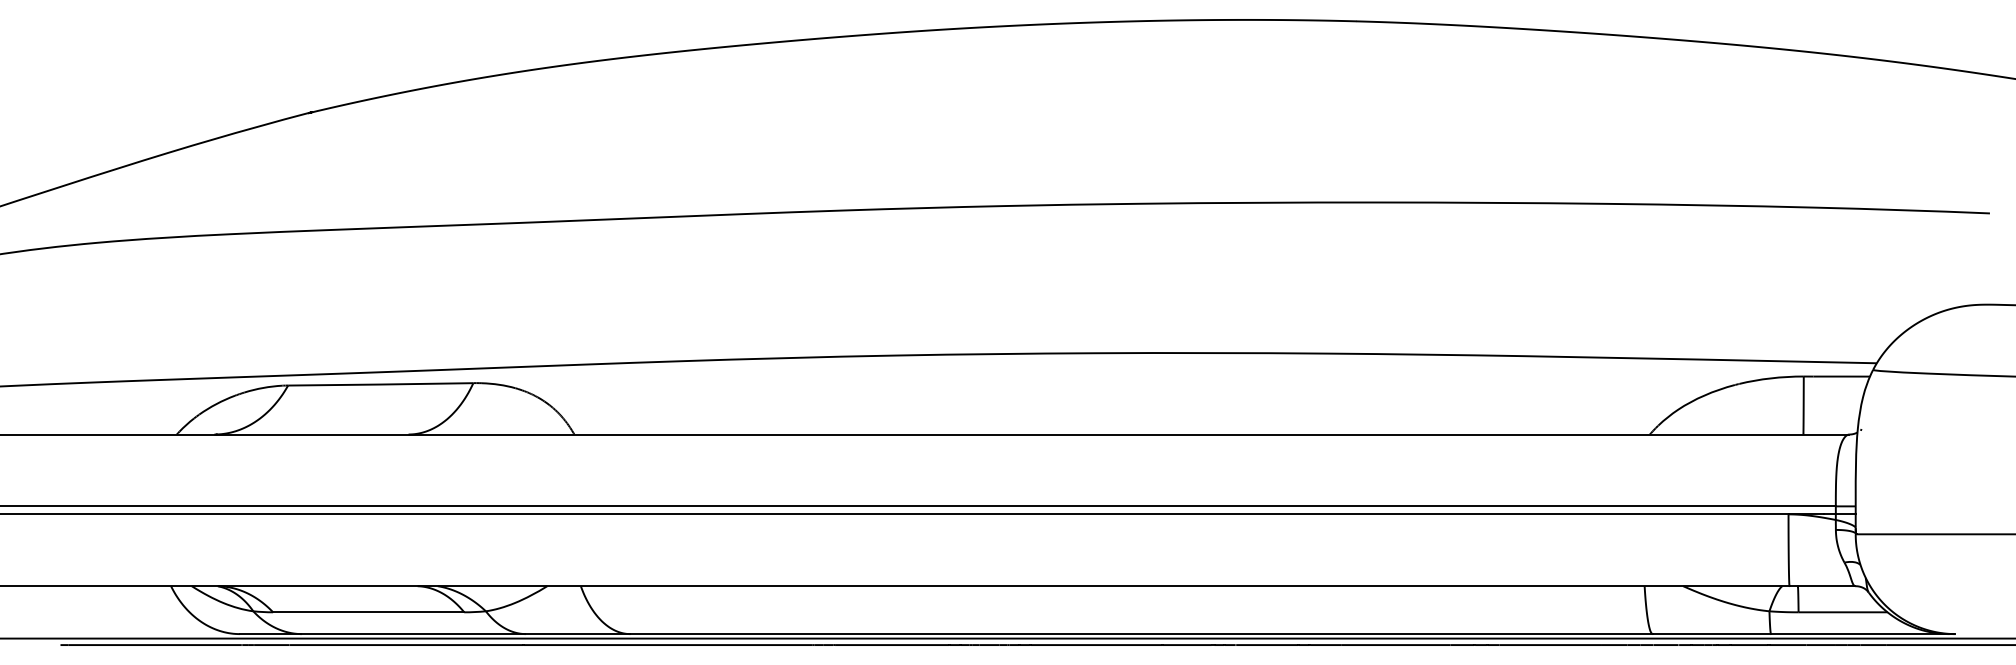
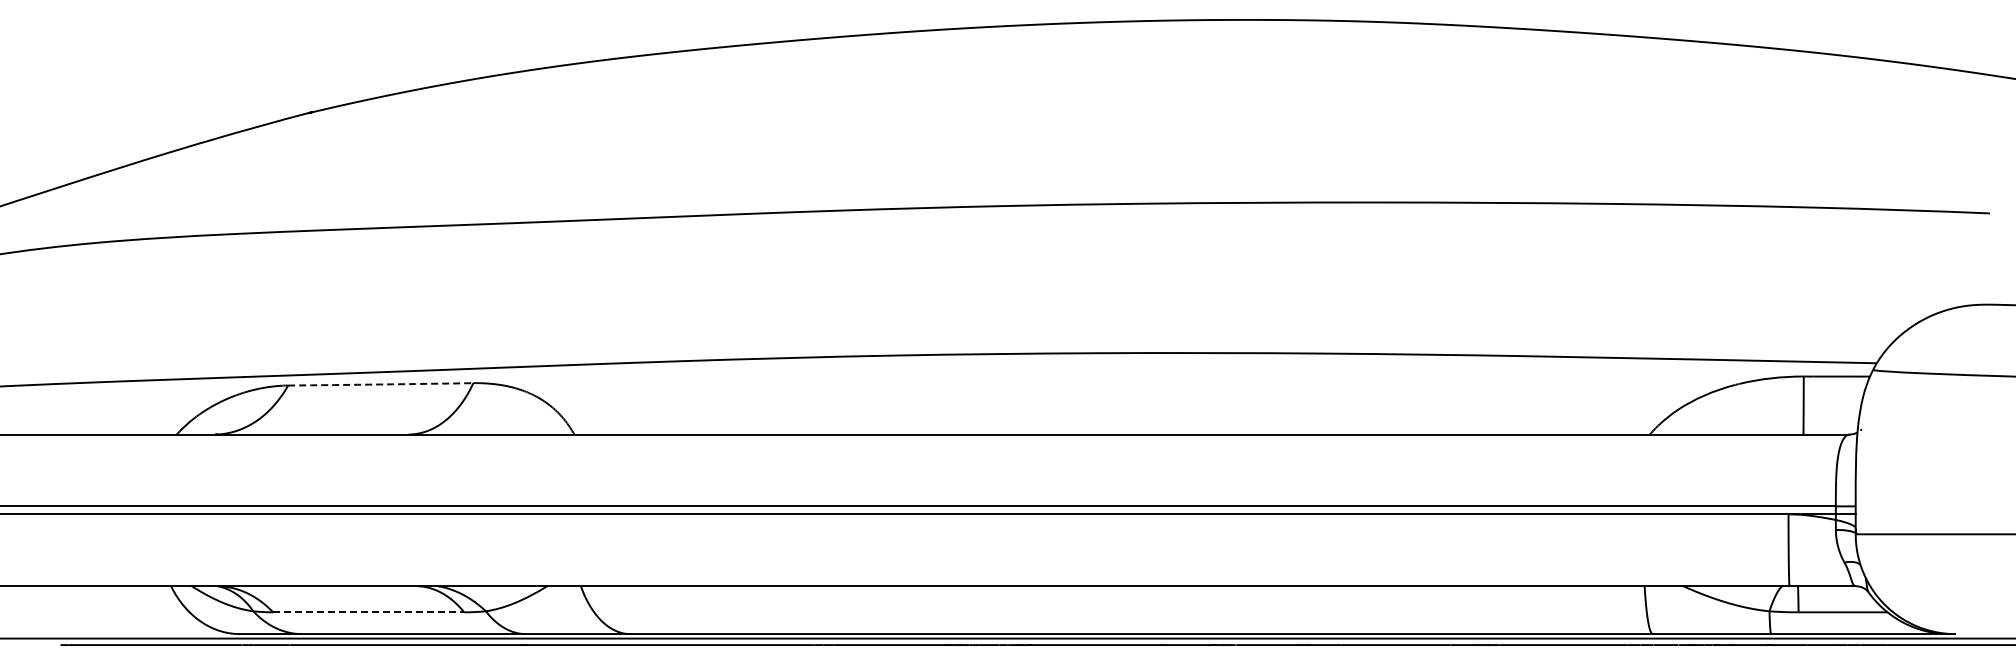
arc: solid -> dashed (380, 384)
line: solid -> dashed (368, 612)
